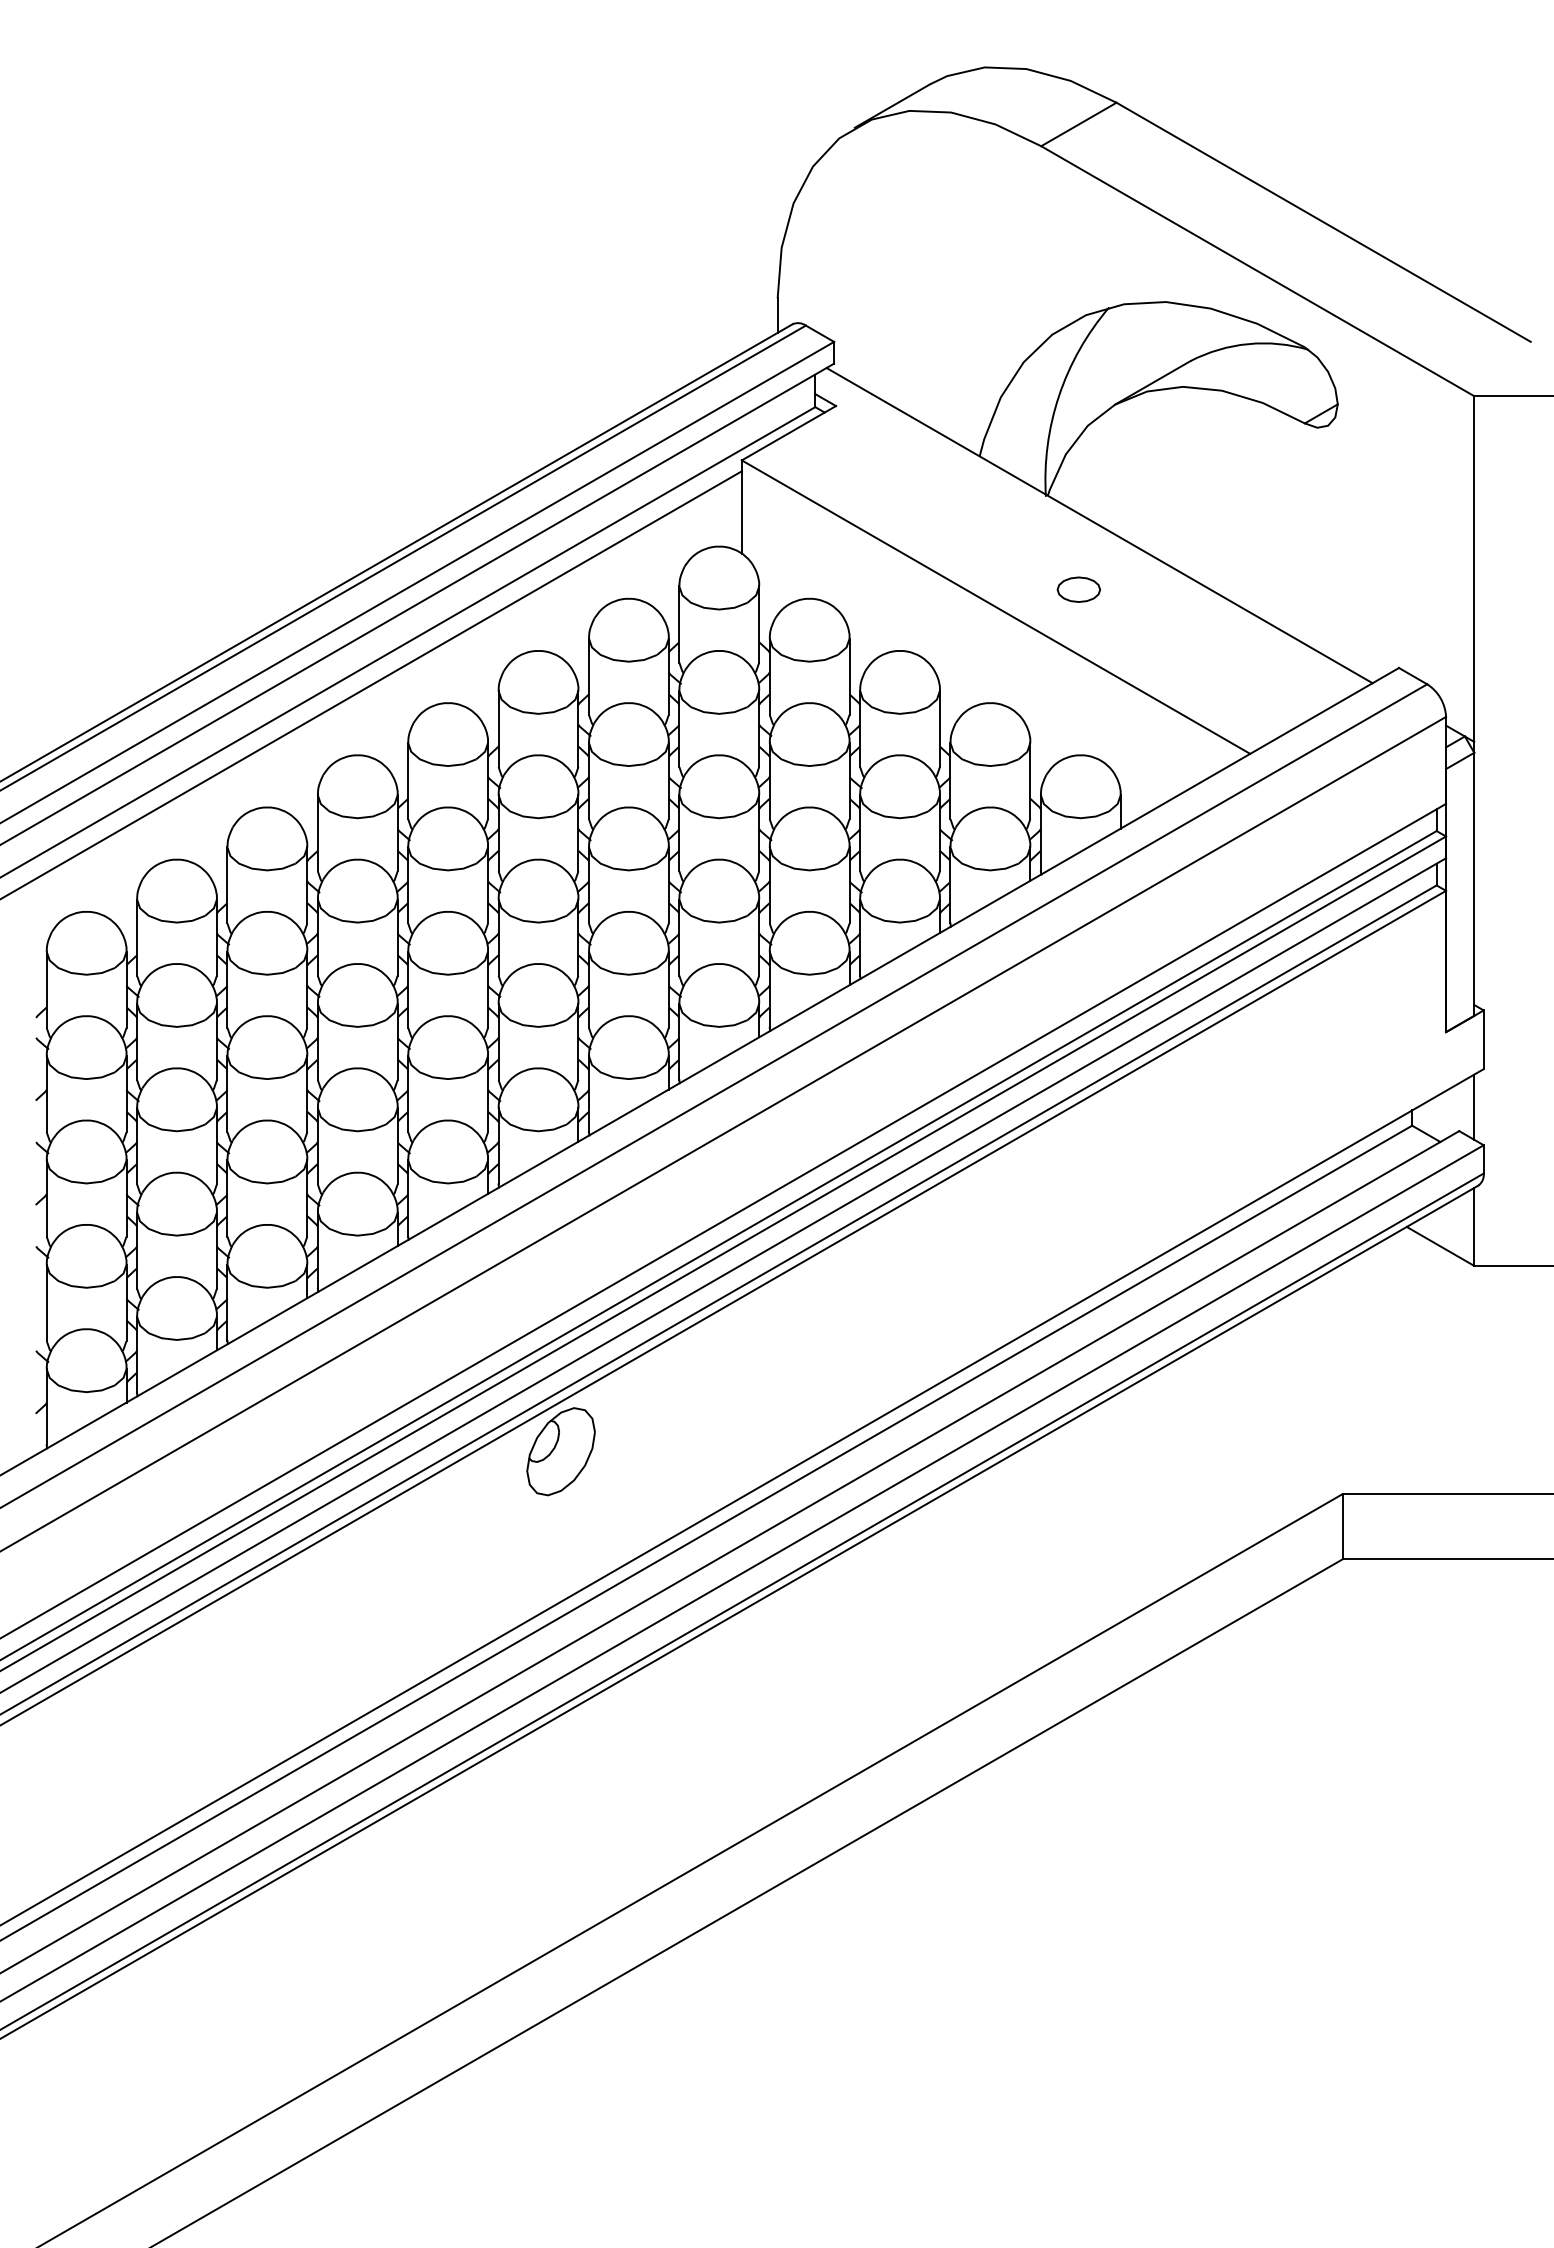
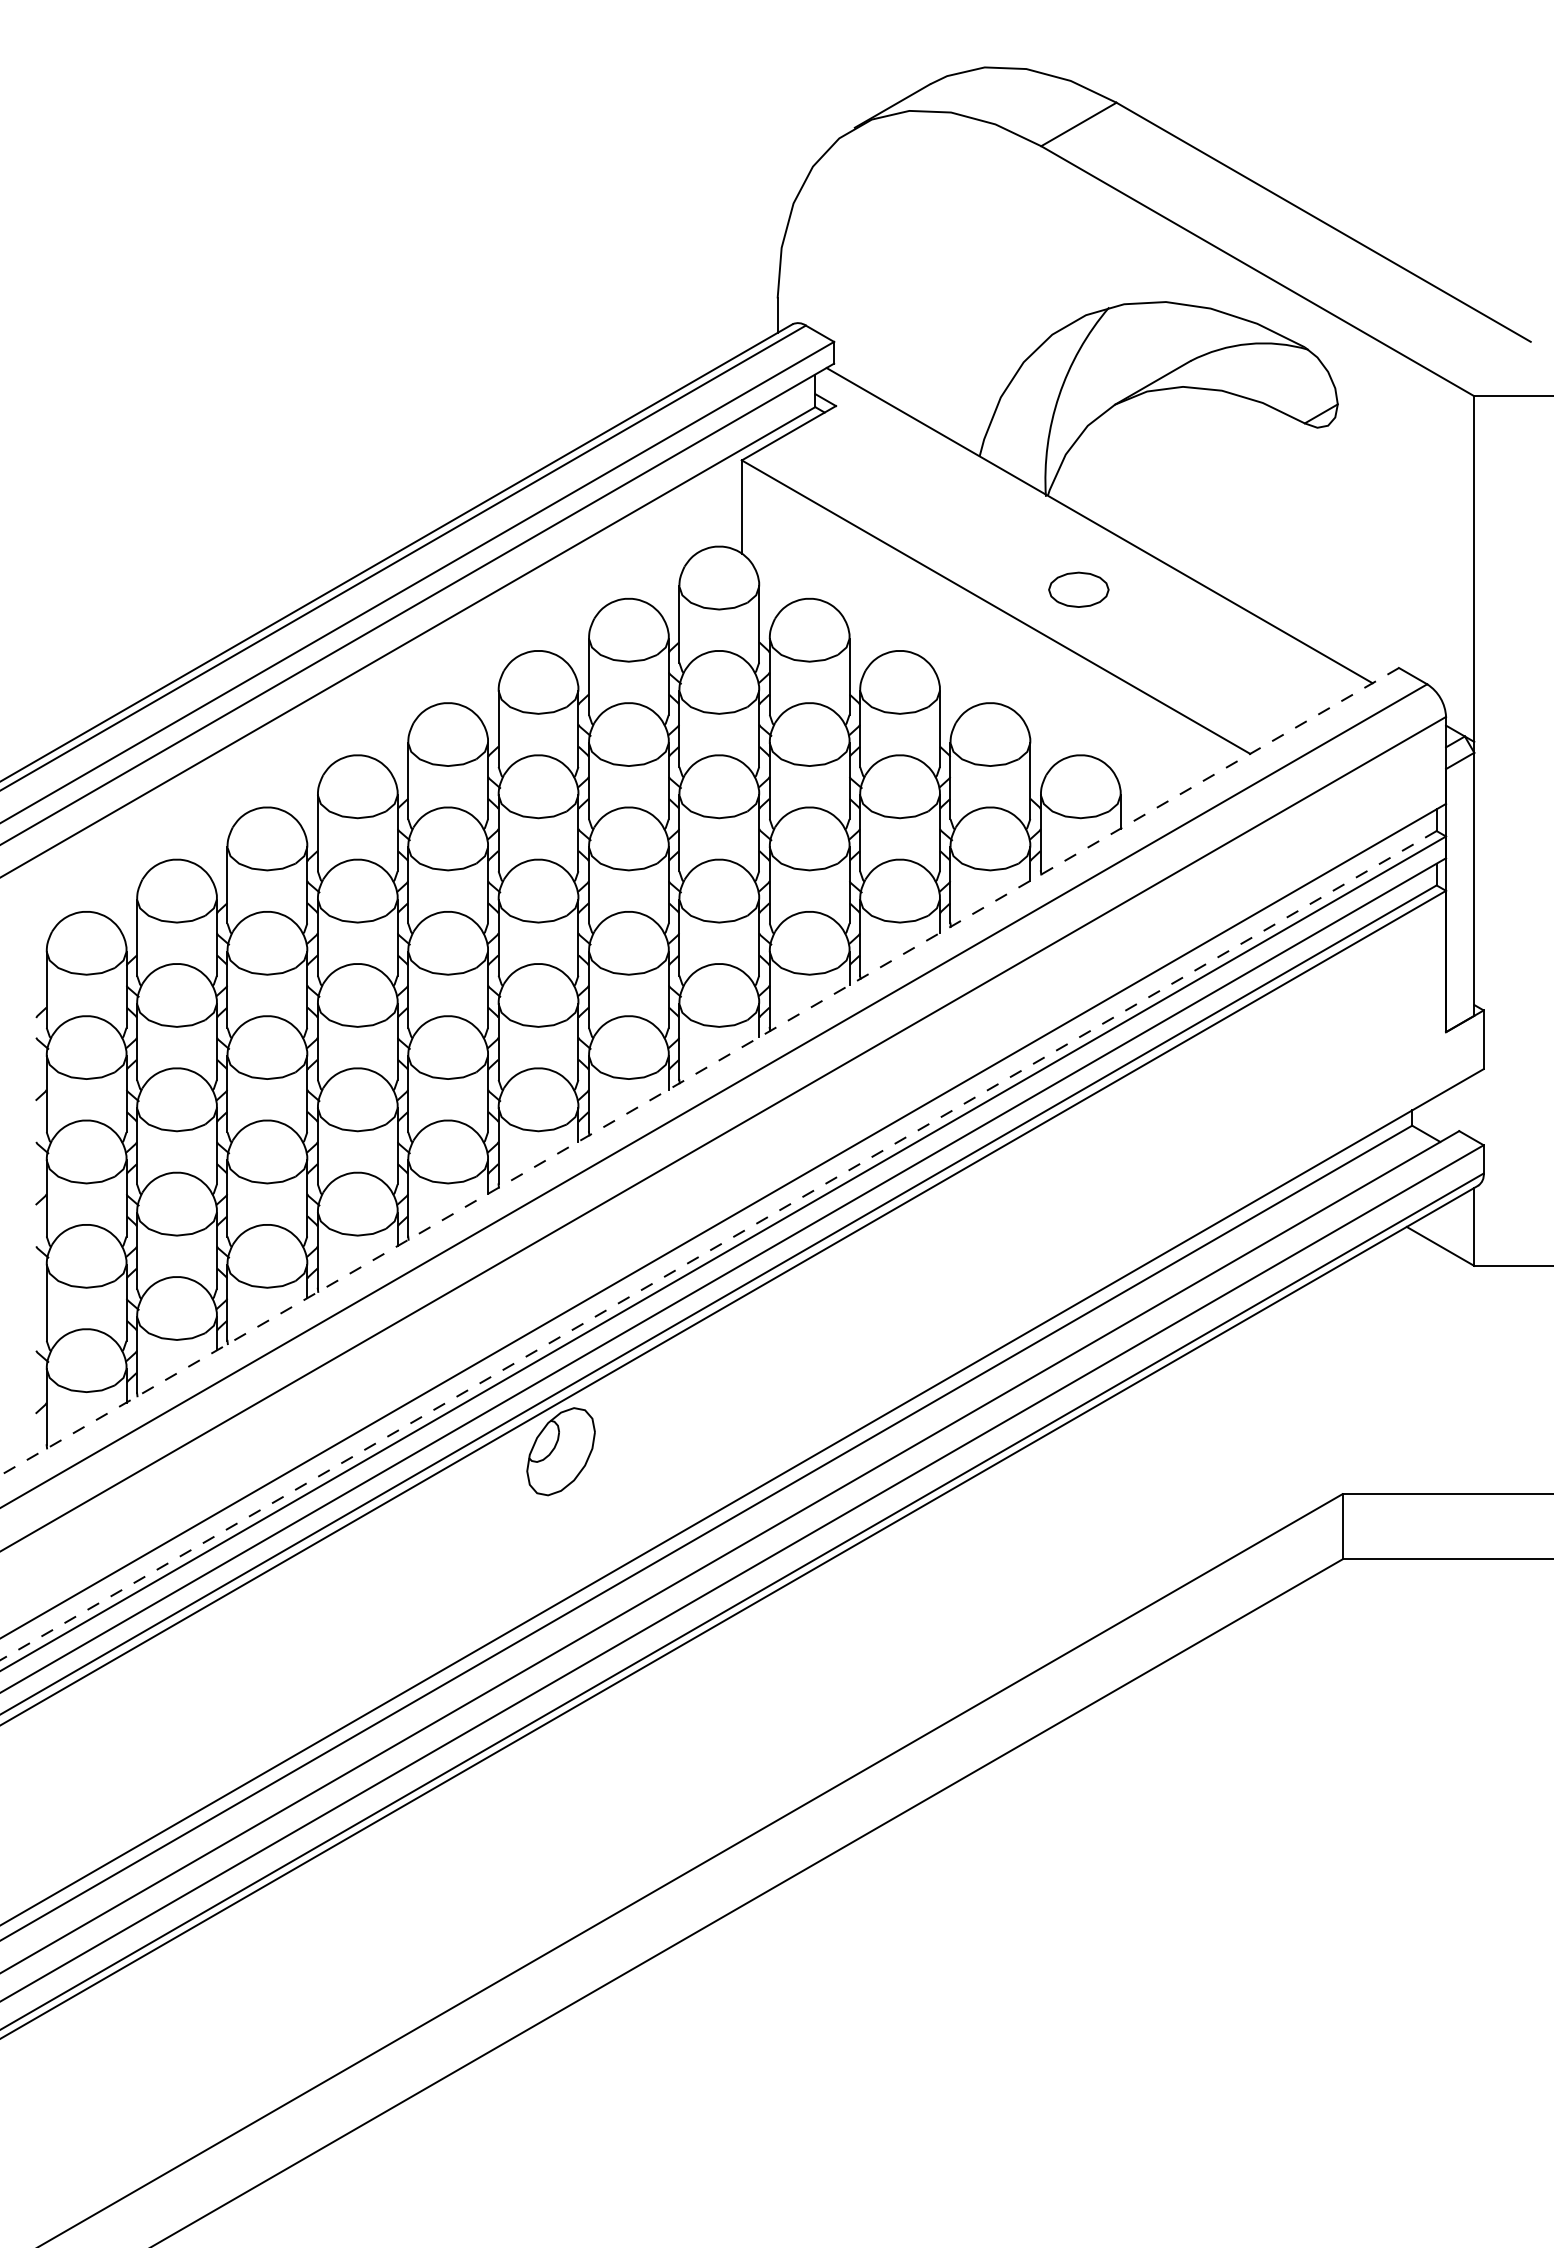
part size: 46x27 px -> 62x37 px (1078, 589)
line: present -> none (371, 684)
line: solid -> dashed (699, 1071)
line: present -> none (1474, 1106)
line: solid -> dashed (718, 1245)
